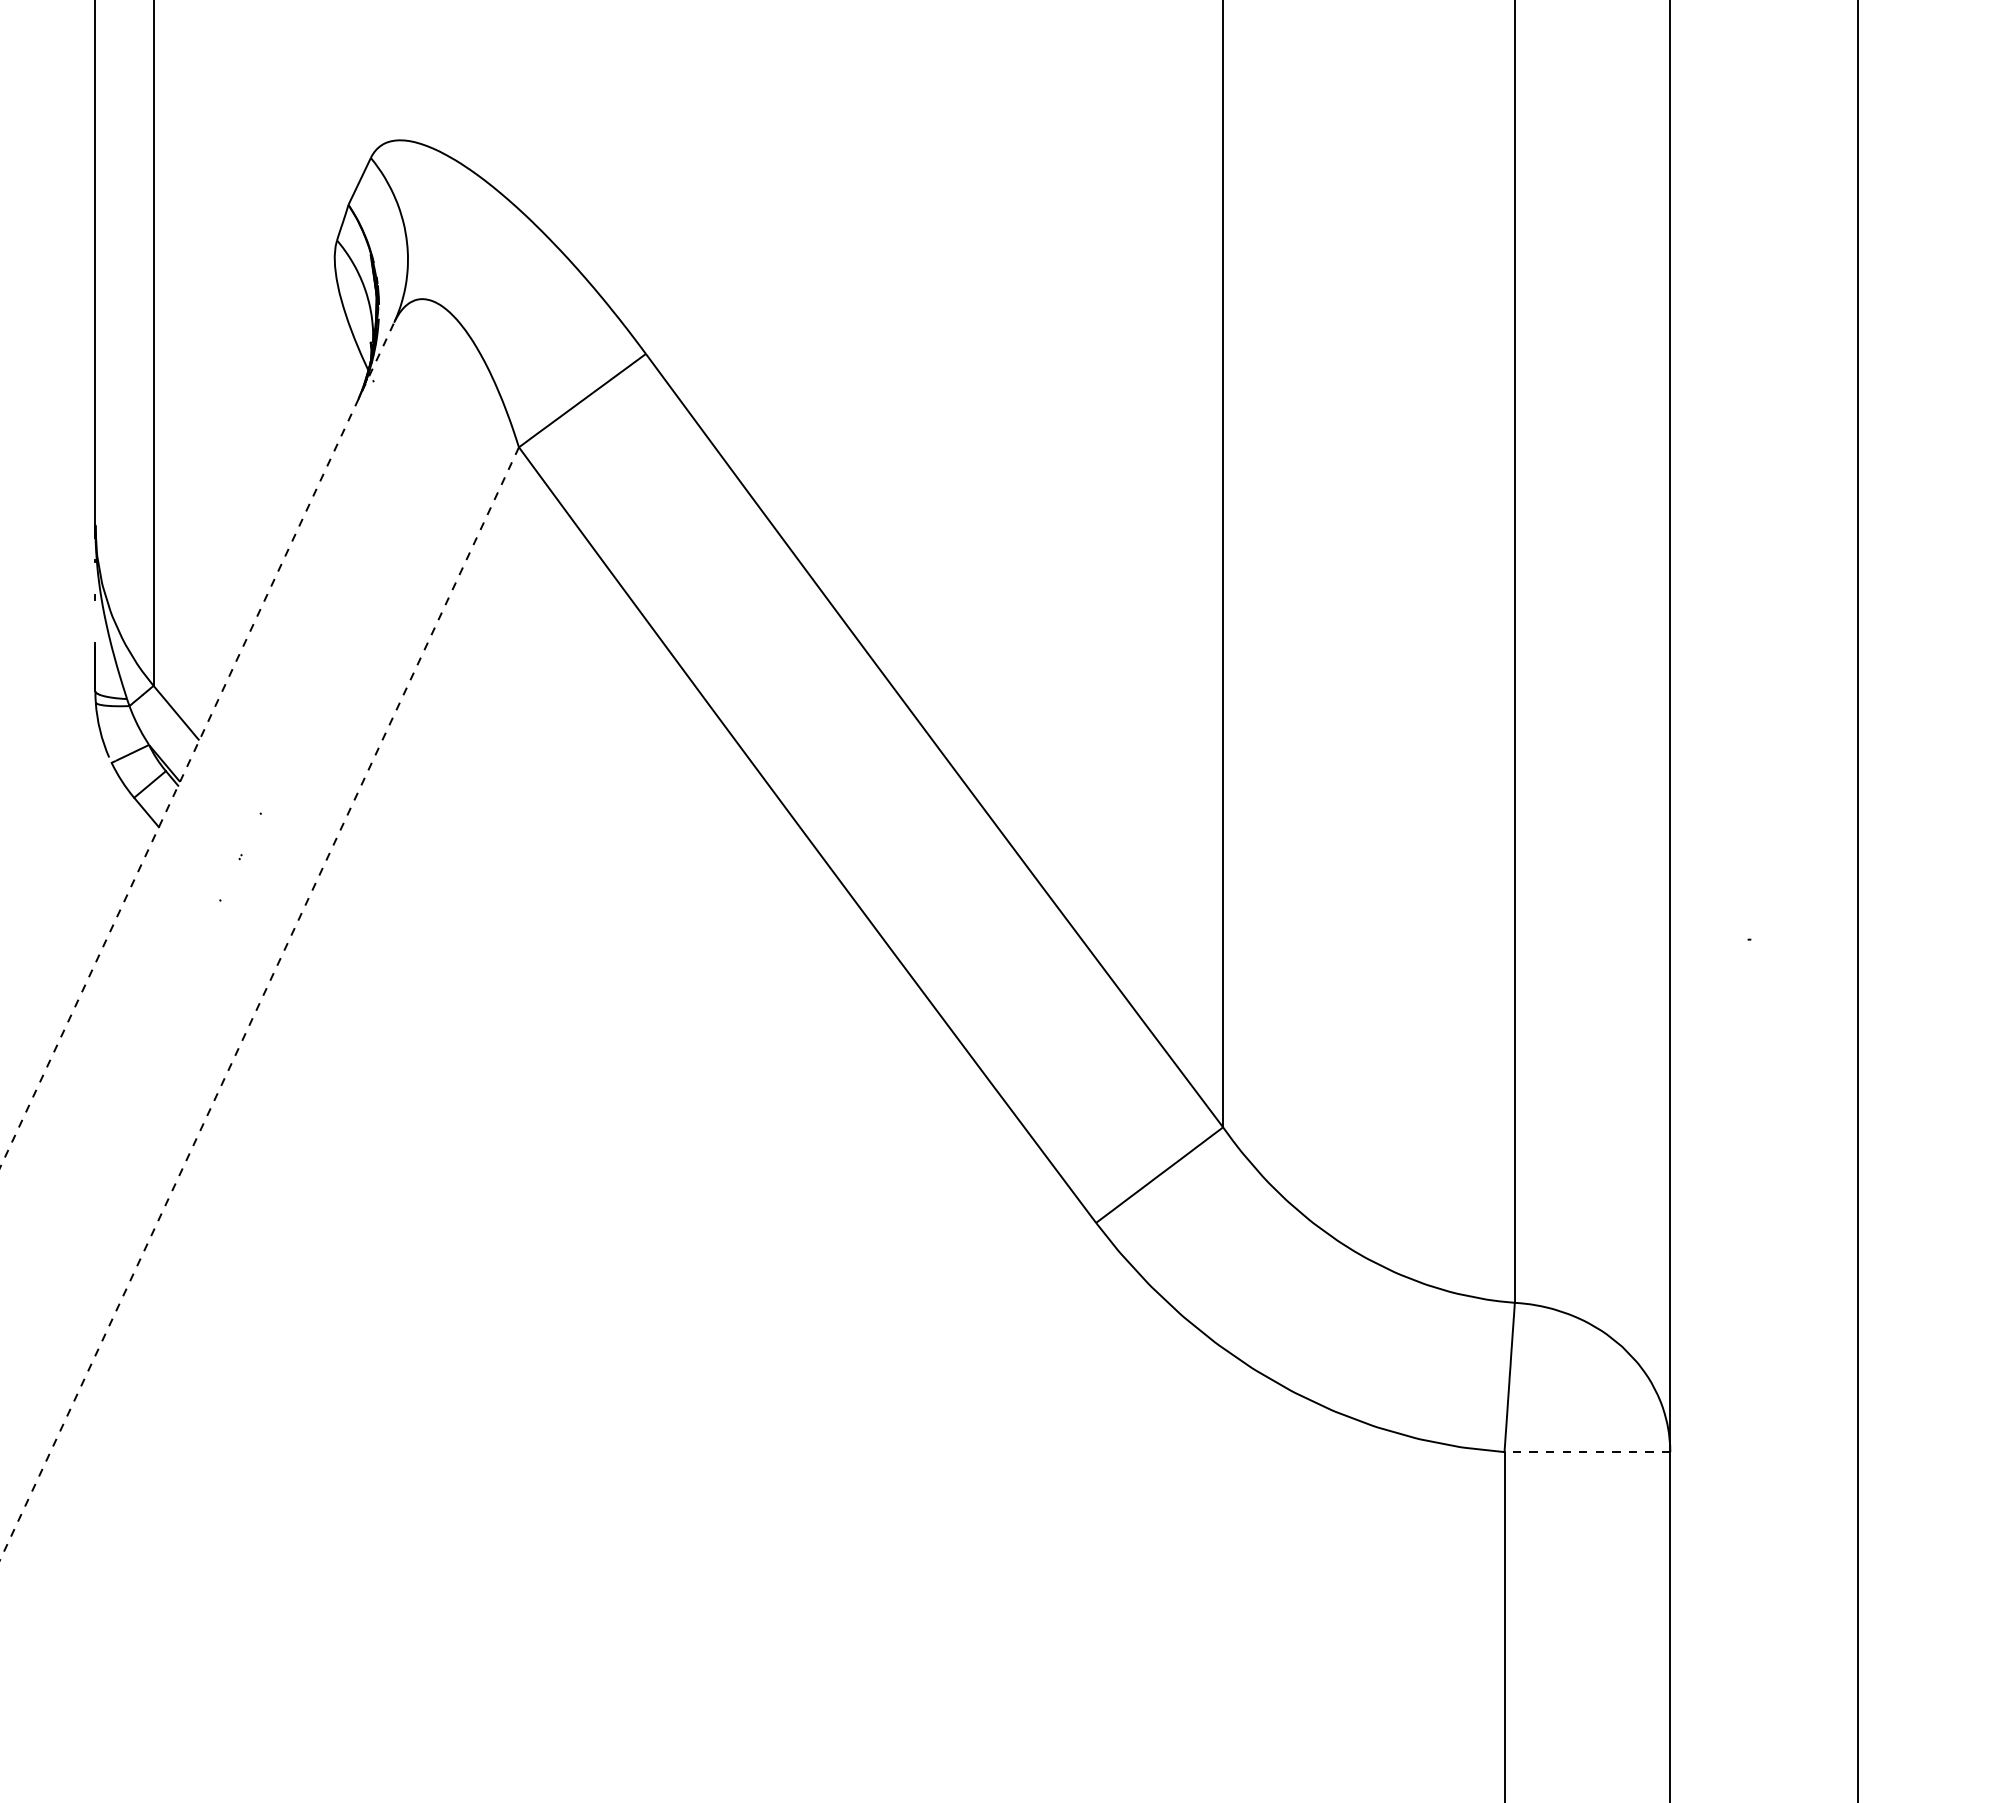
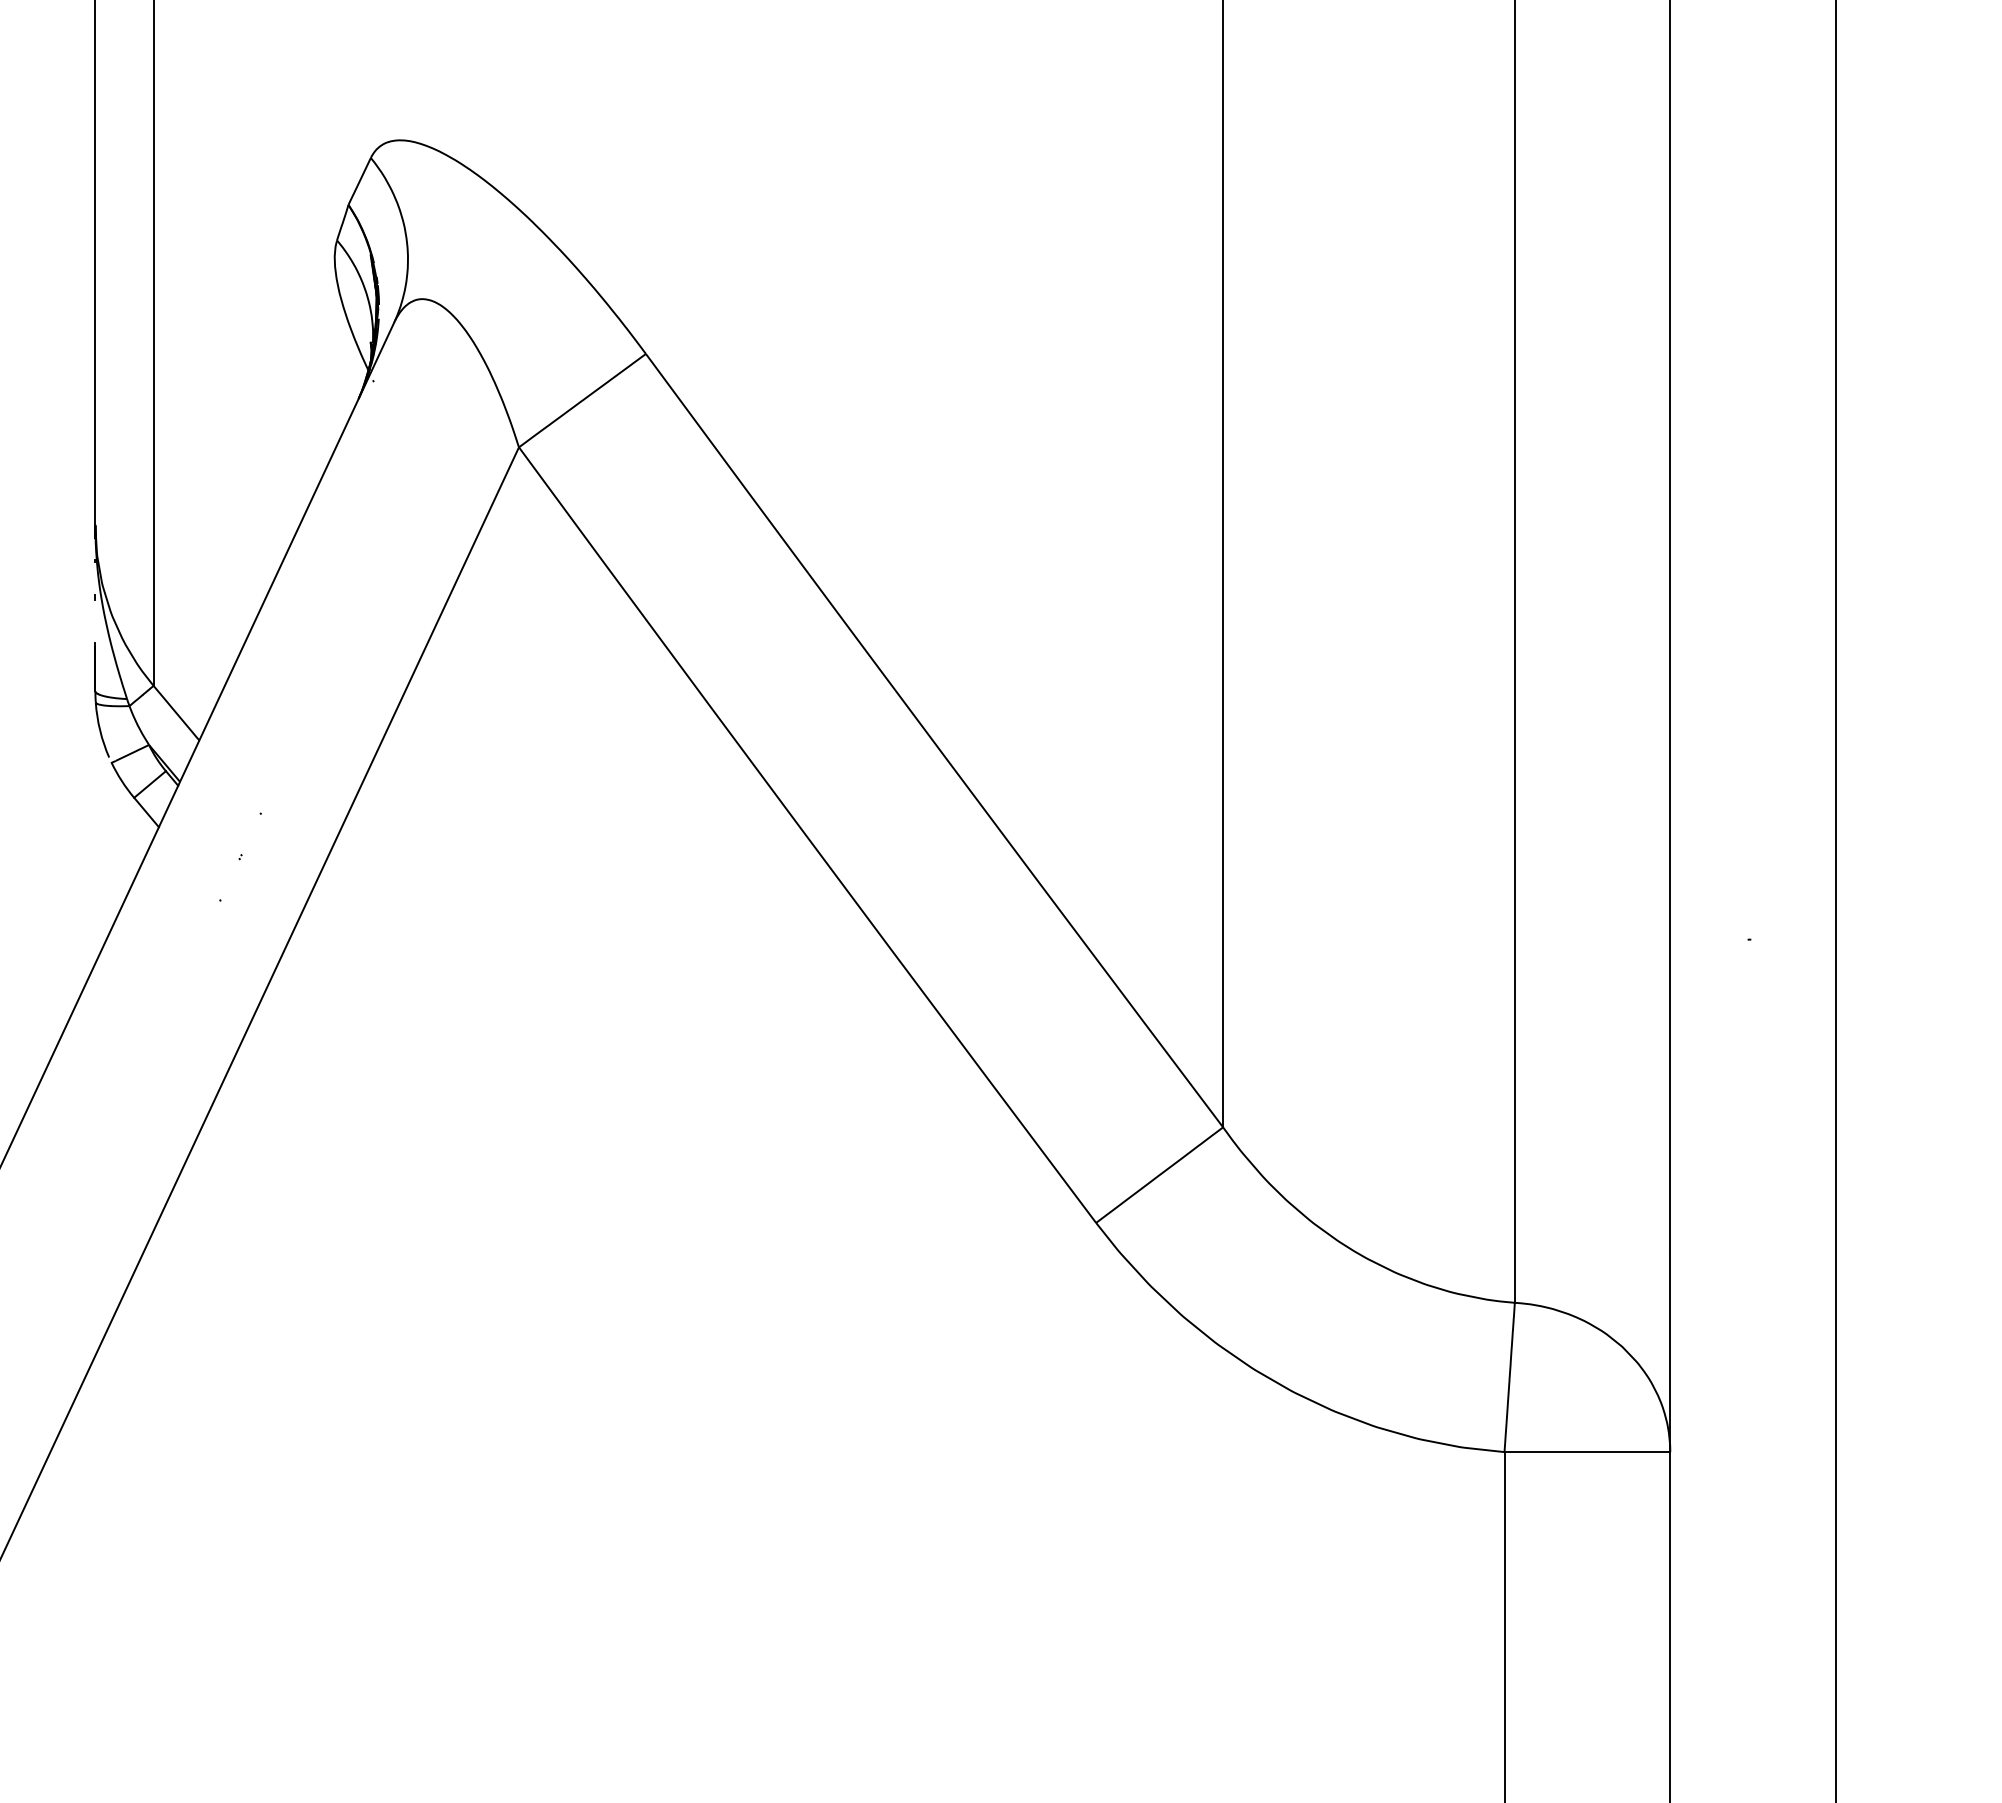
line: dashed -> solid (197, 745)
line position: (1858, 900) -> (1836, 900) (1836, 900)
line: dashed -> solid (259, 1003)
line: dashed -> solid (1587, 1452)
